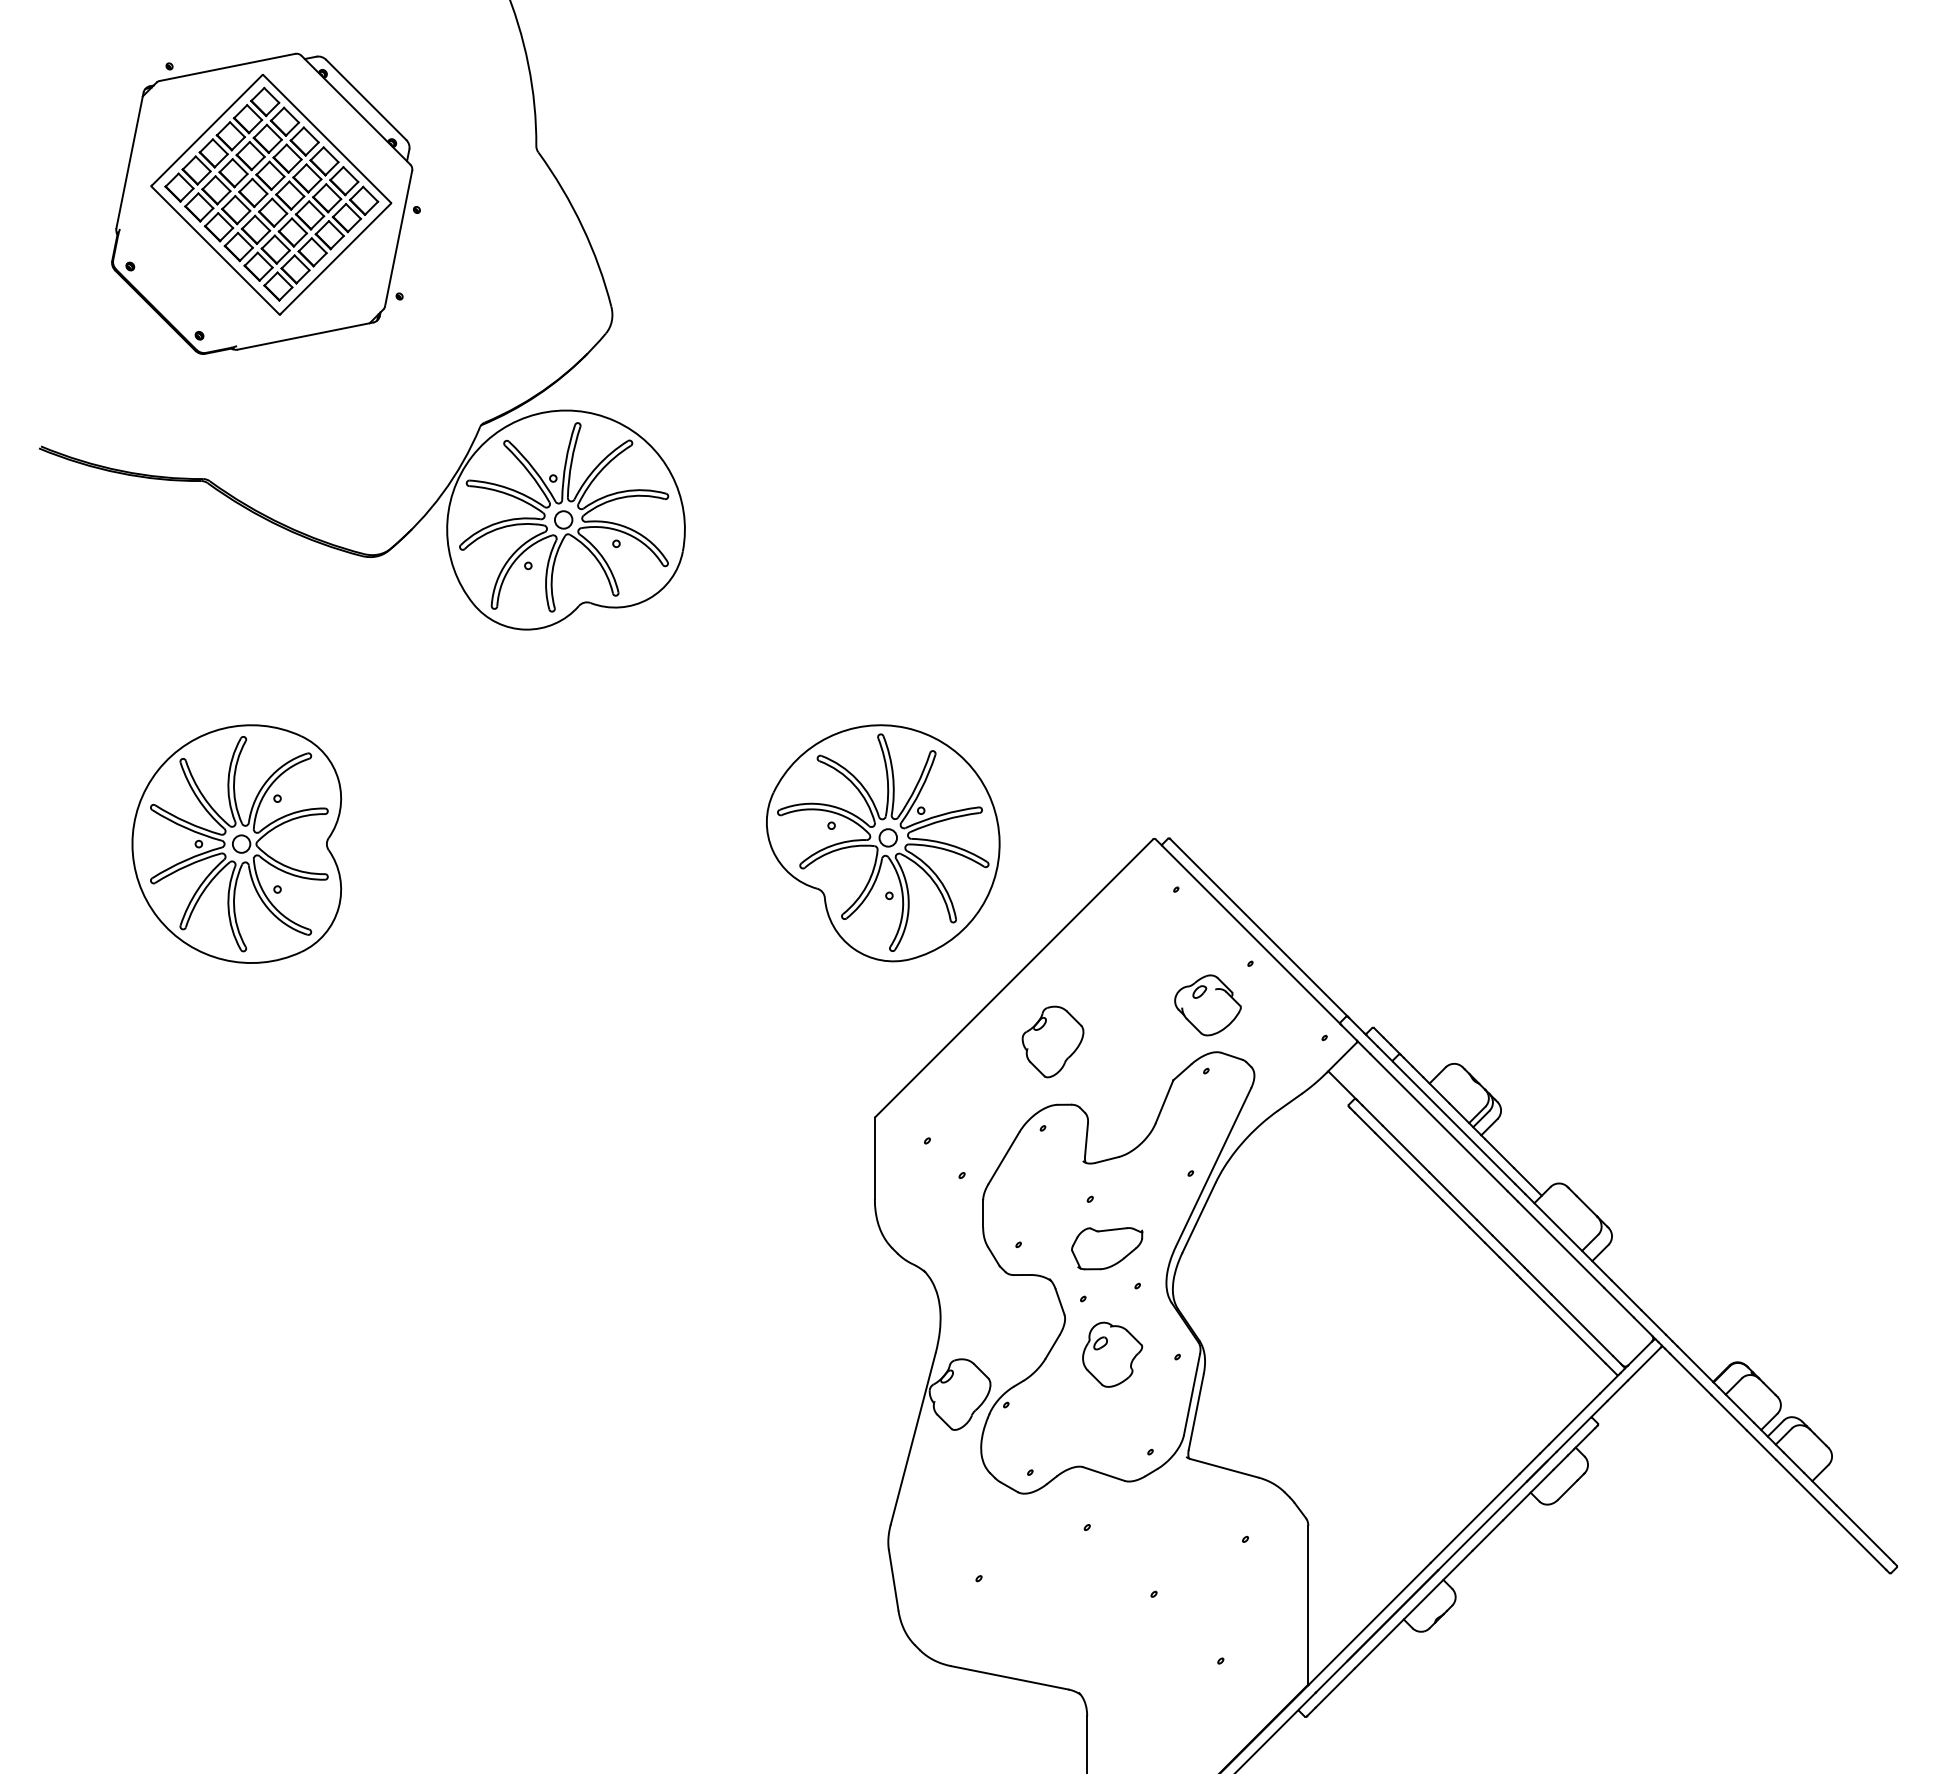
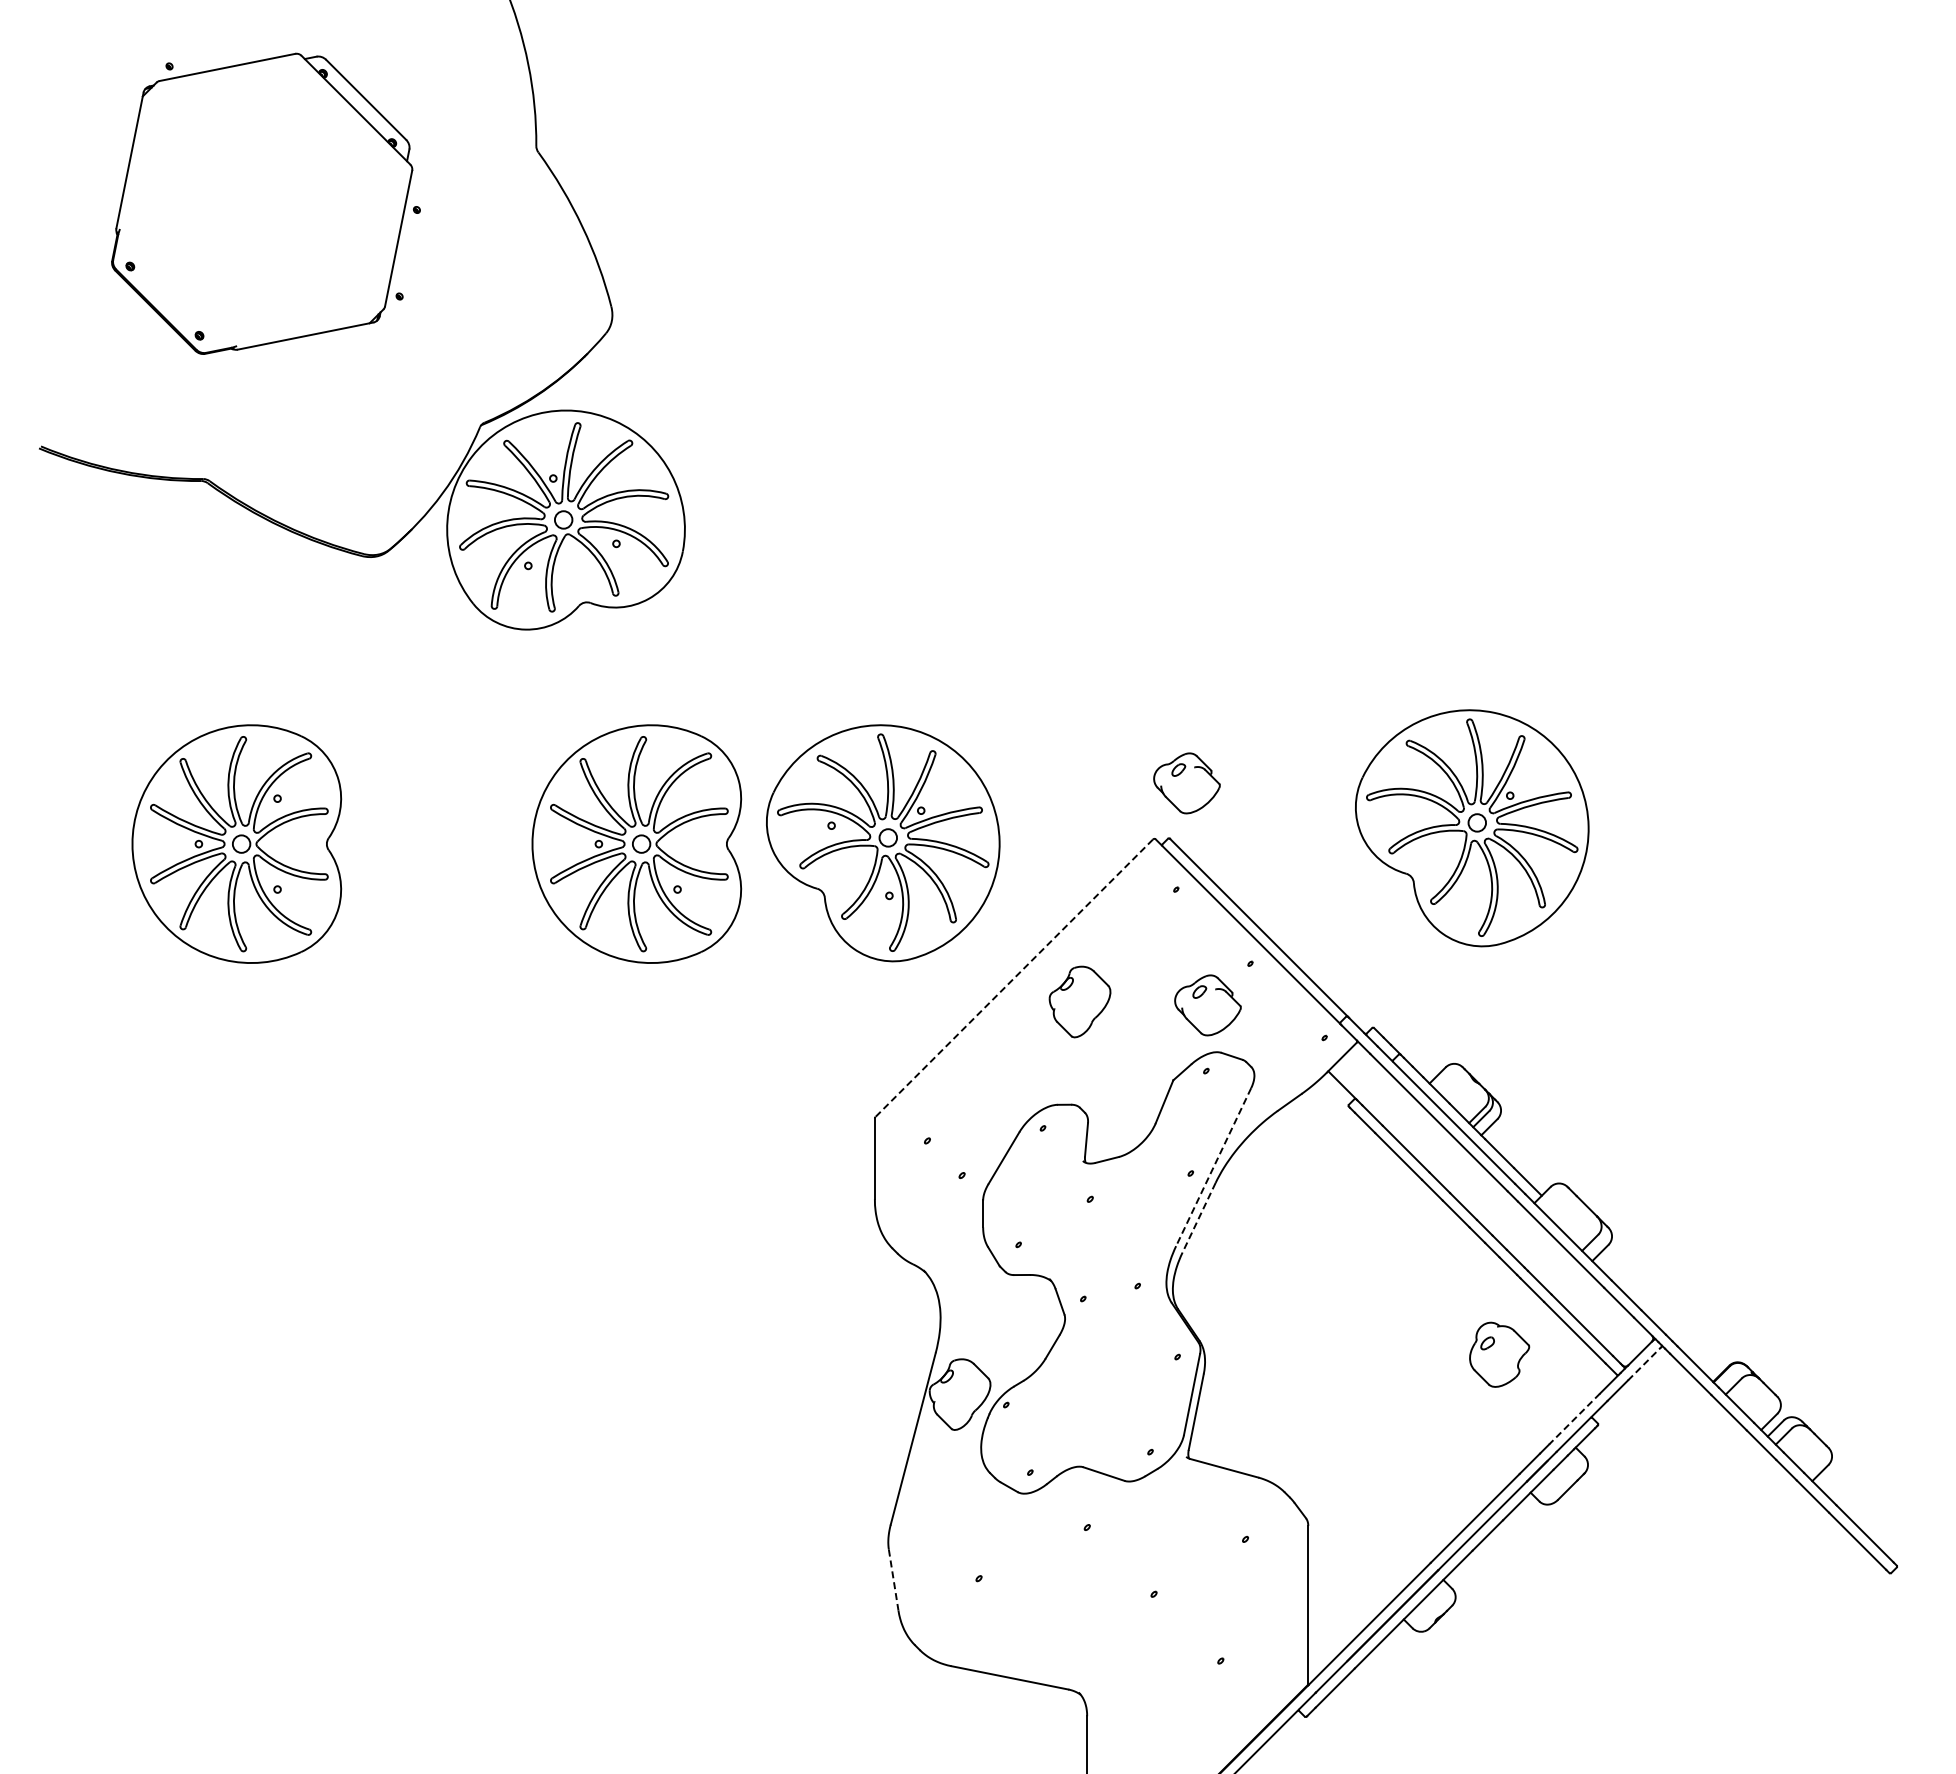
part: present -> none (271, 194)
part: none -> present (1186, 783)
part: none -> present (1472, 828)
part: none -> present (636, 843)
line: solid -> dashed (1013, 978)
part position: (1052, 1041) -> (1079, 1001) (1079, 1001)
line: solid -> dashed (1213, 1167)
line: solid -> dashed (1199, 1217)
part: present -> none (1107, 1248)
part position: (1112, 1354) -> (1499, 1354) (1499, 1354)
line: solid -> dashed (1644, 1363)
line: solid -> dashed (1574, 1419)
line: solid -> dashed (893, 1580)
